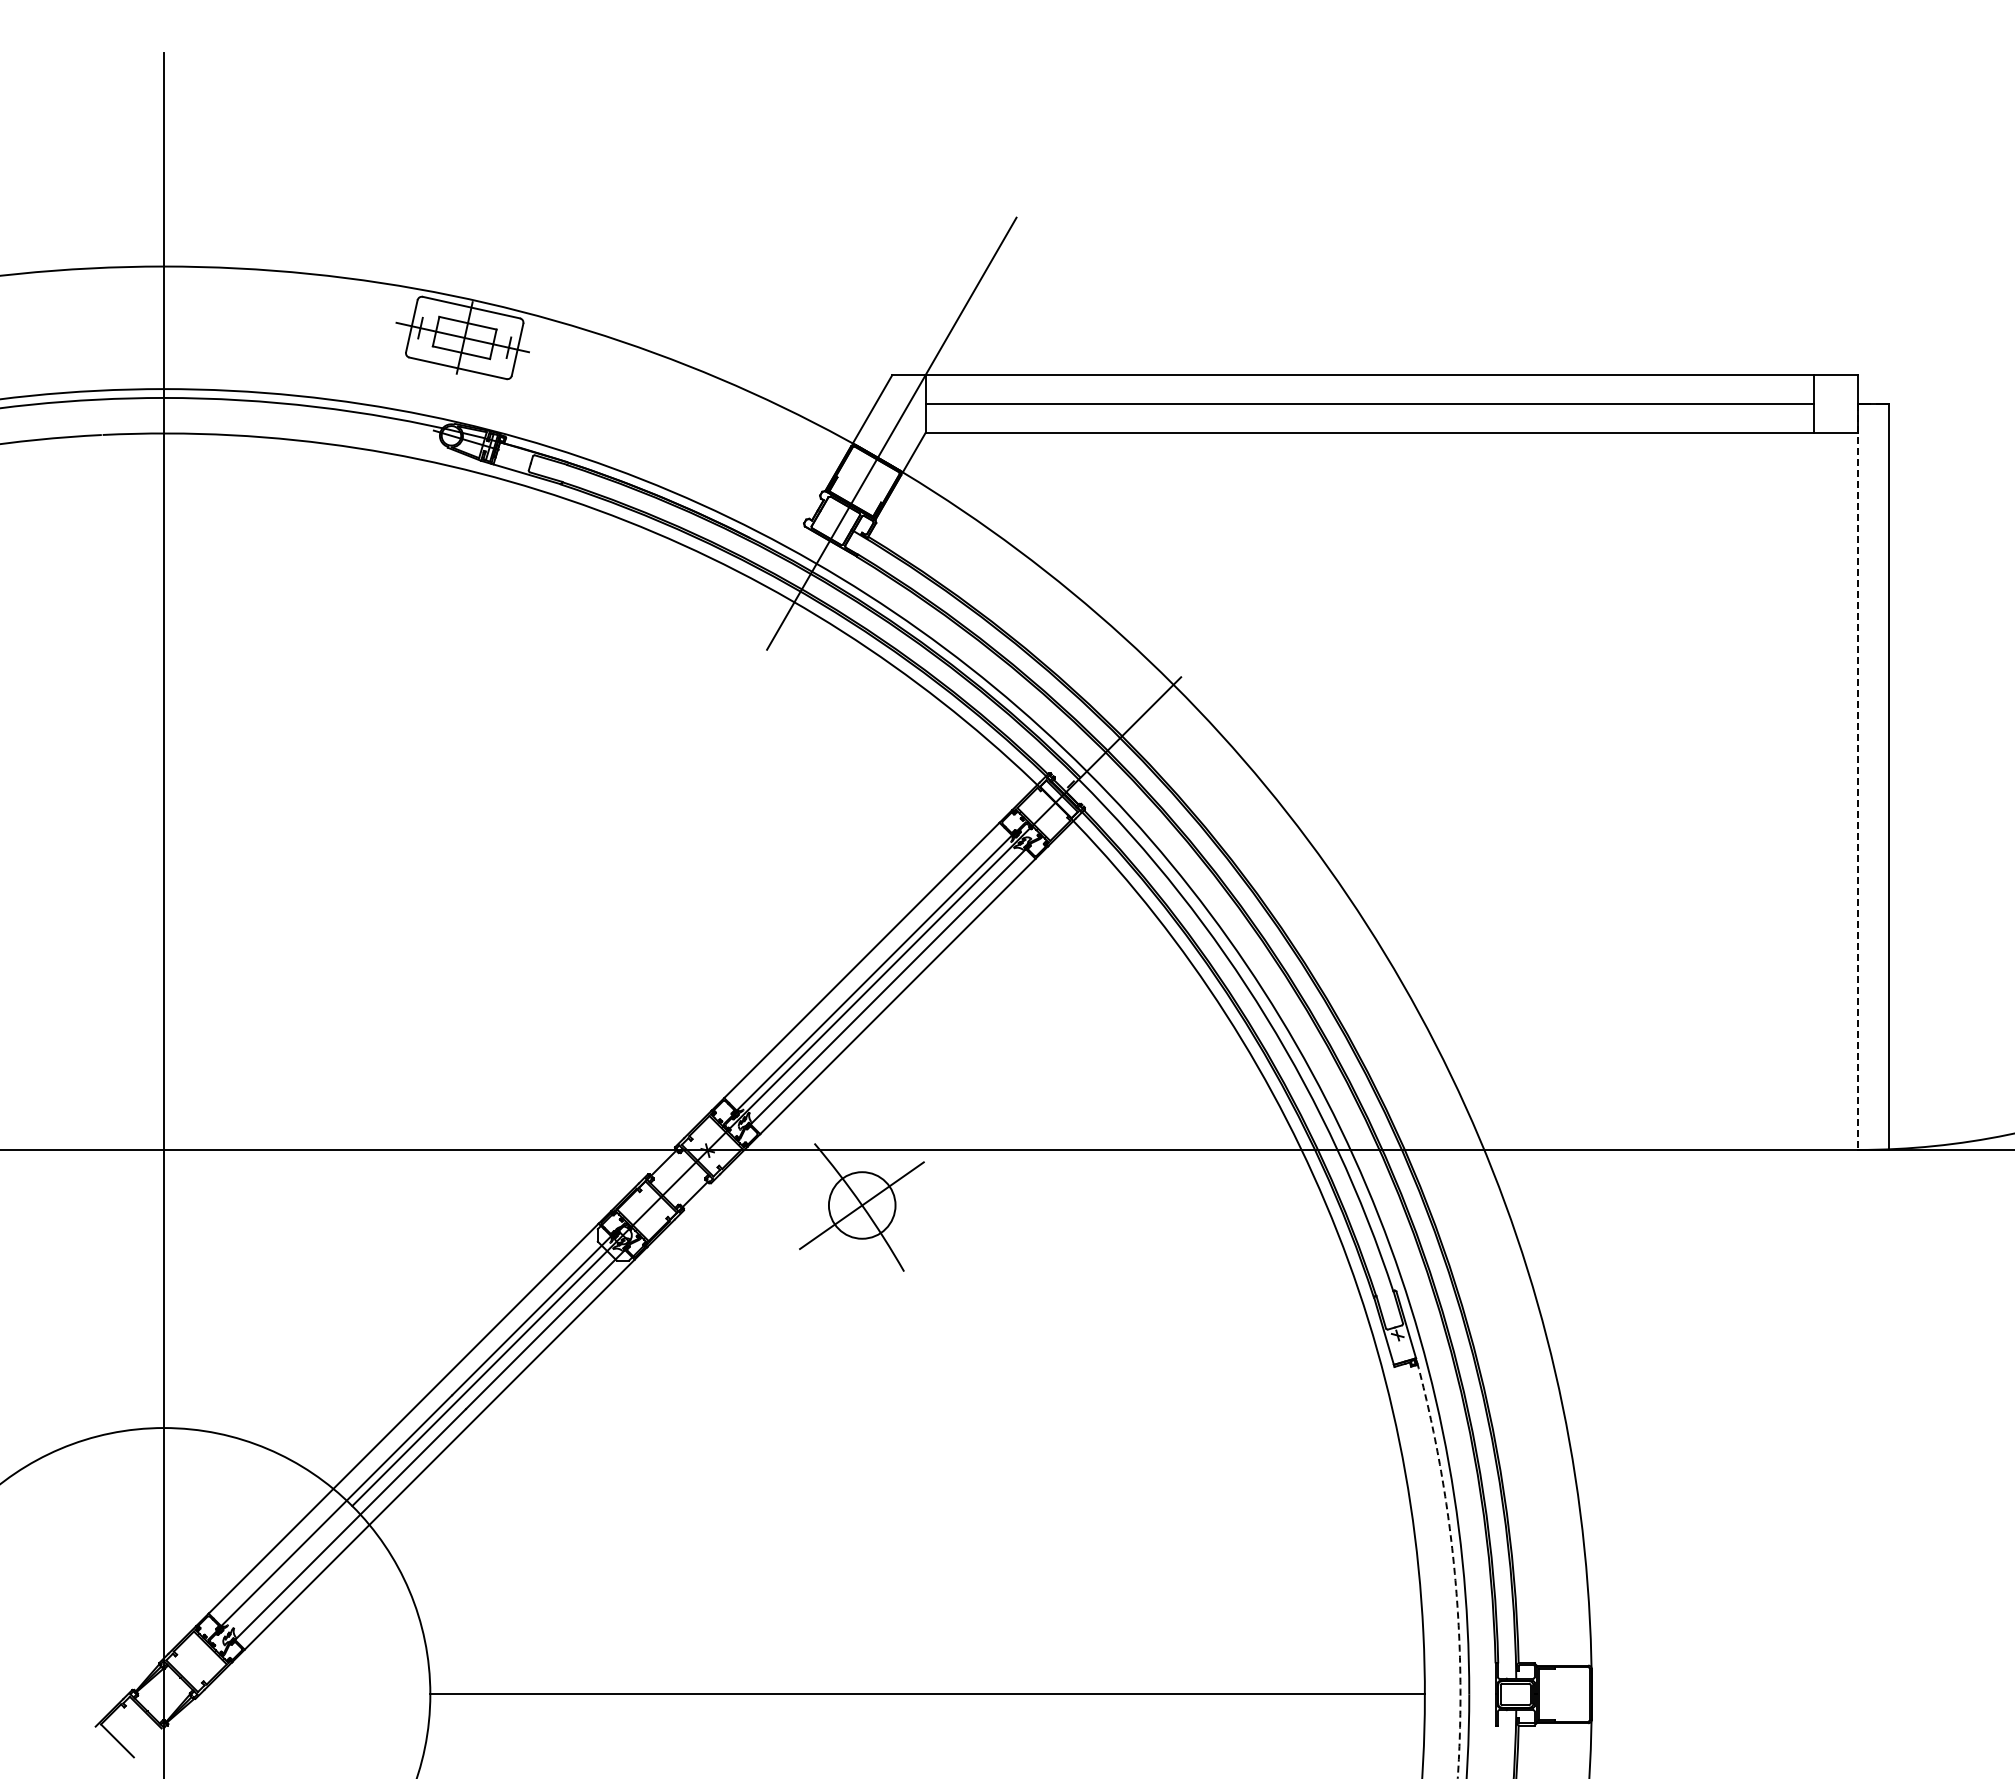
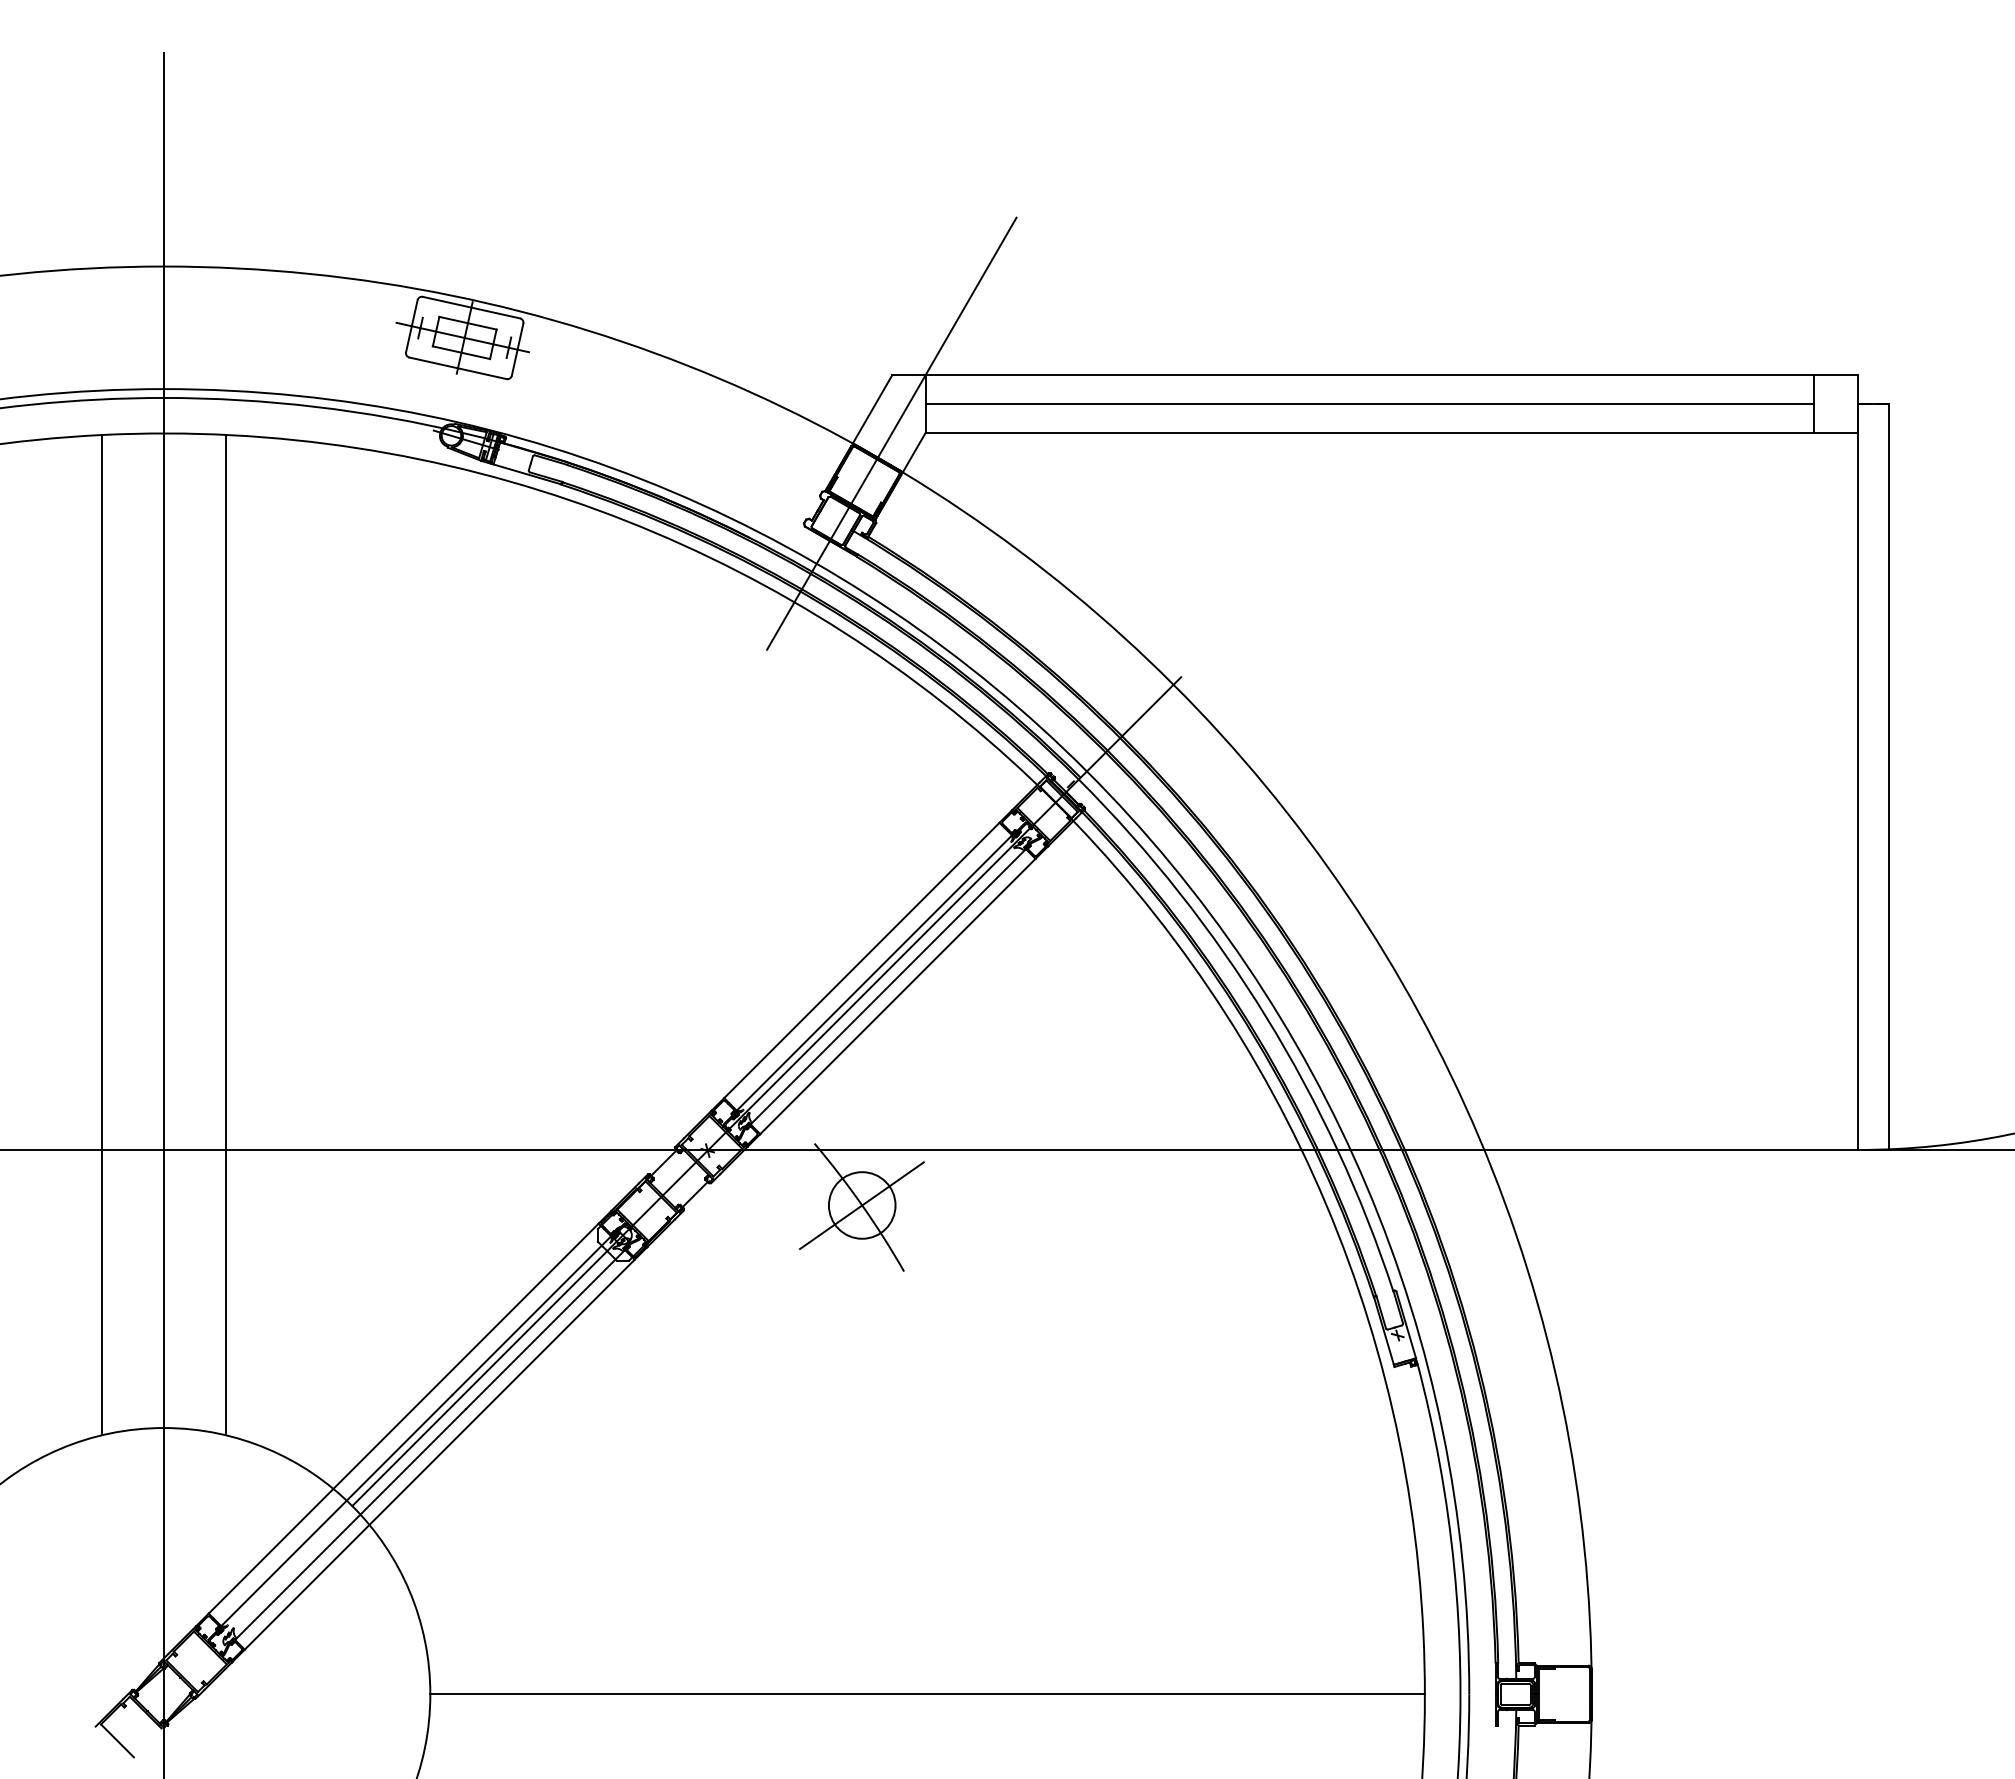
line: dashed -> solid (1857, 777)
line: none -> present (101, 935)
line: none -> present (226, 935)
arc: dashed -> solid (1454, 1568)
